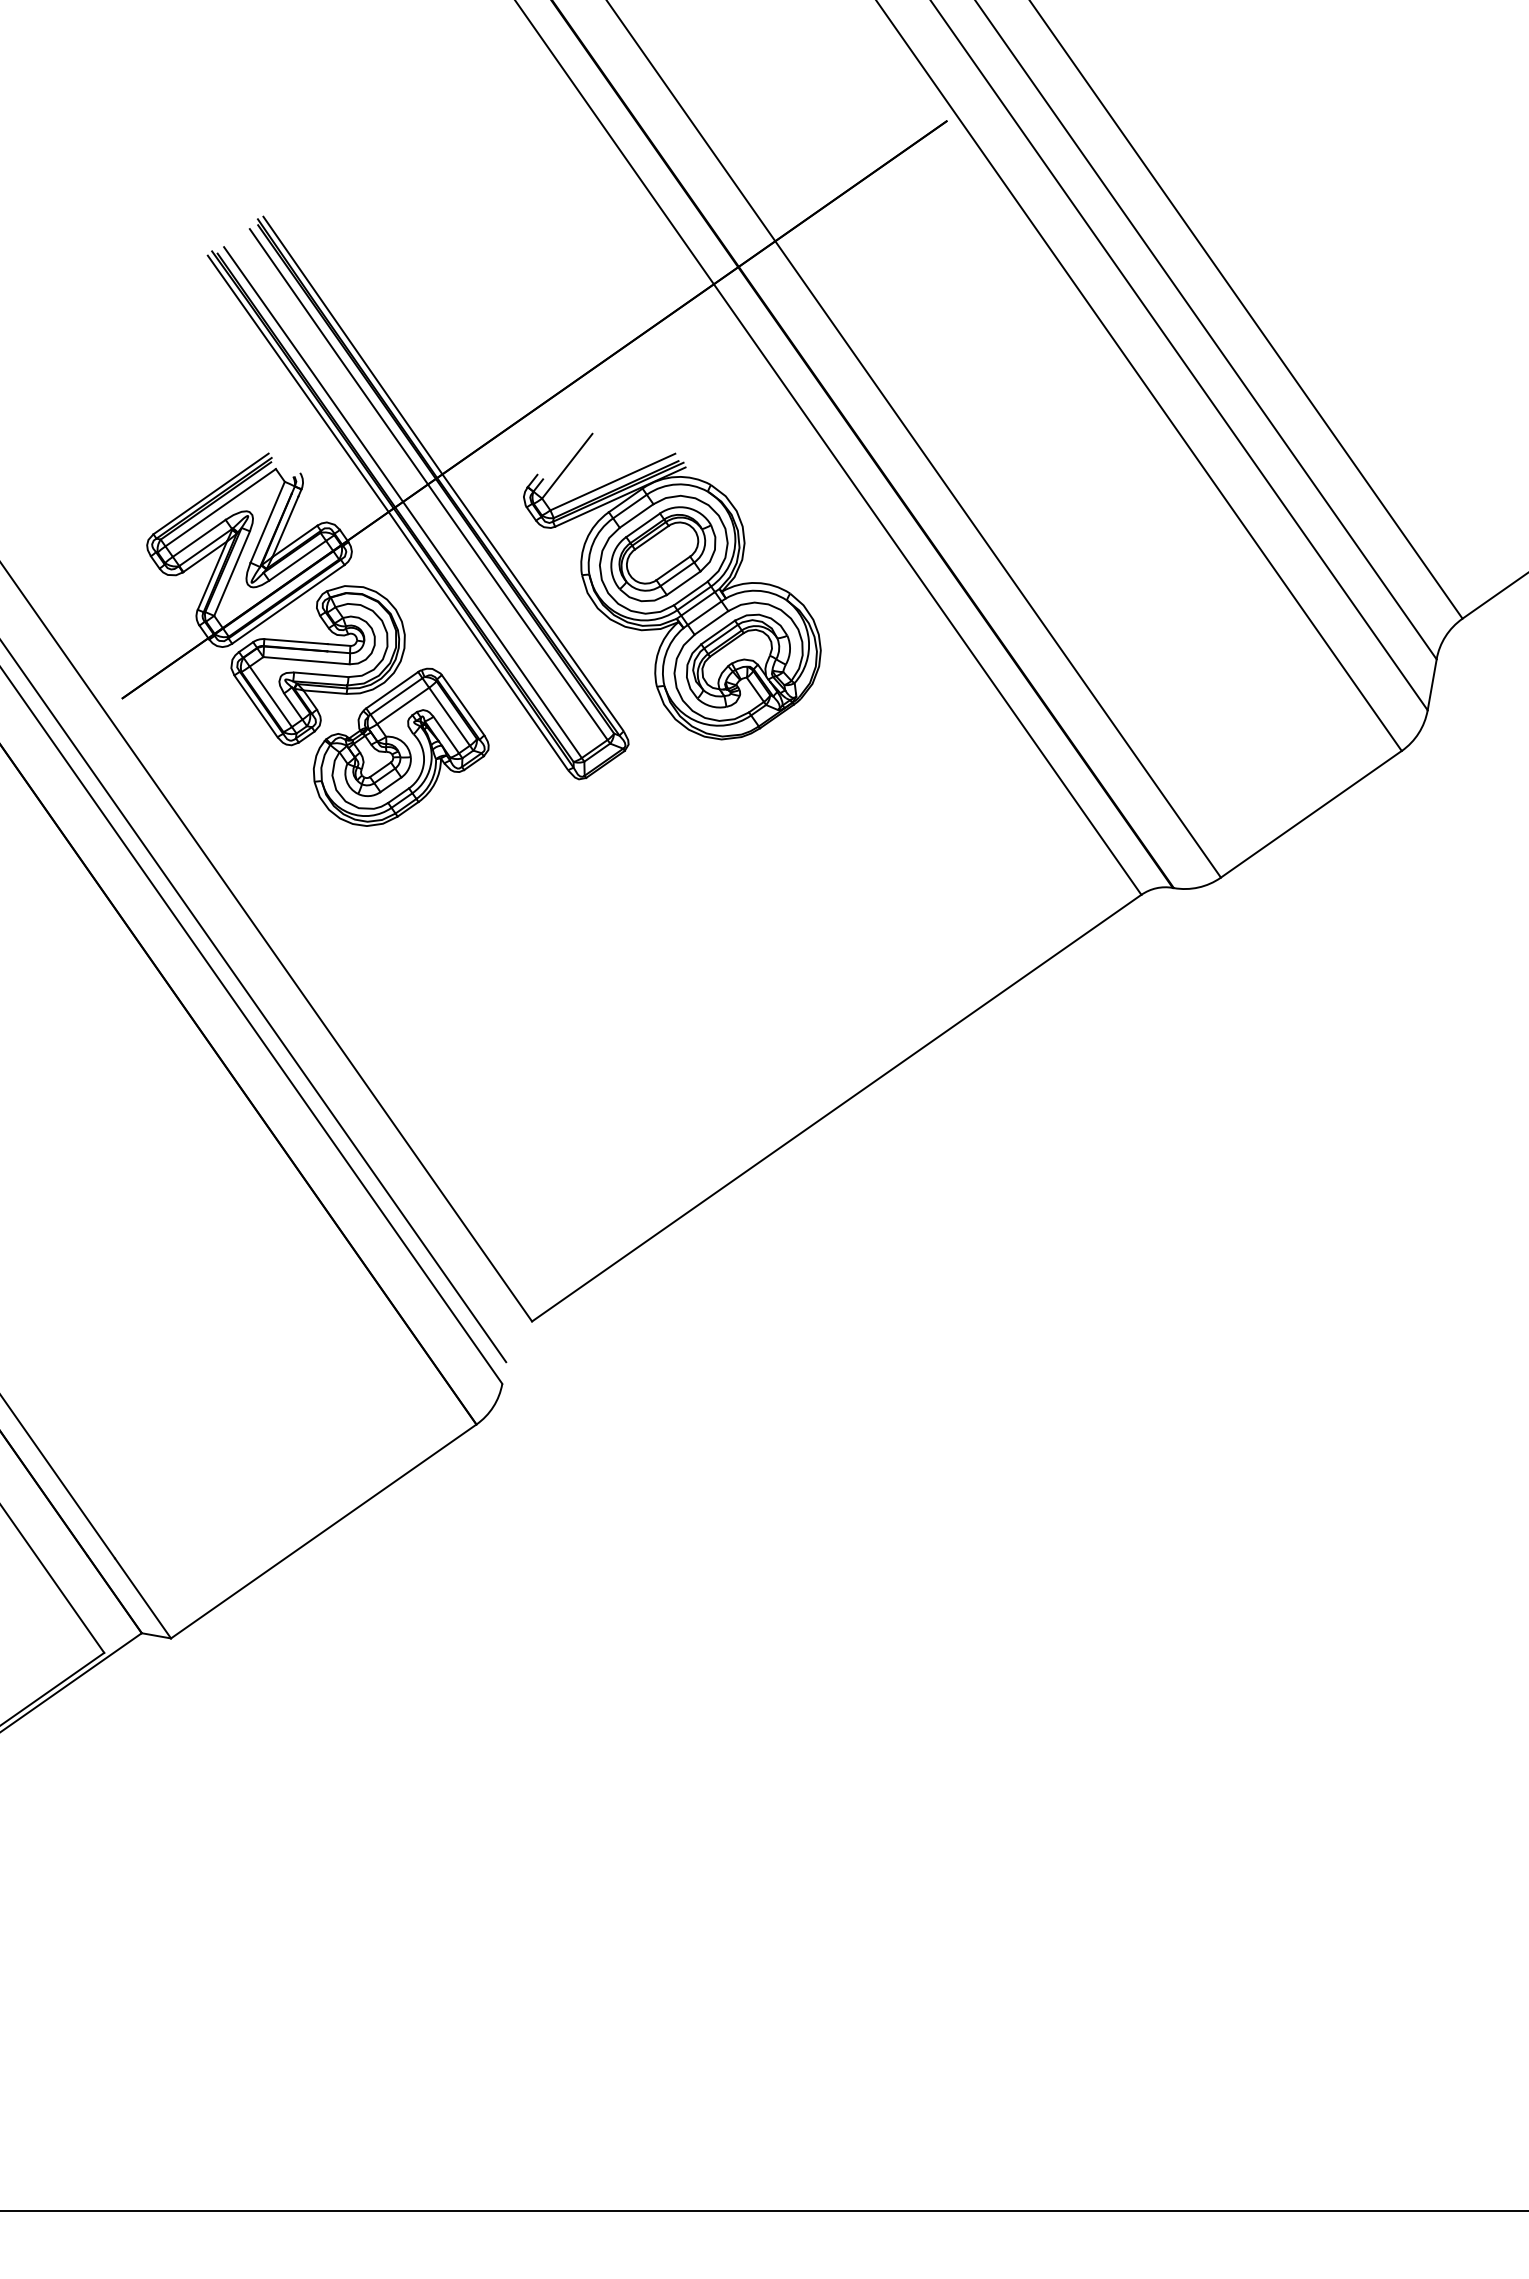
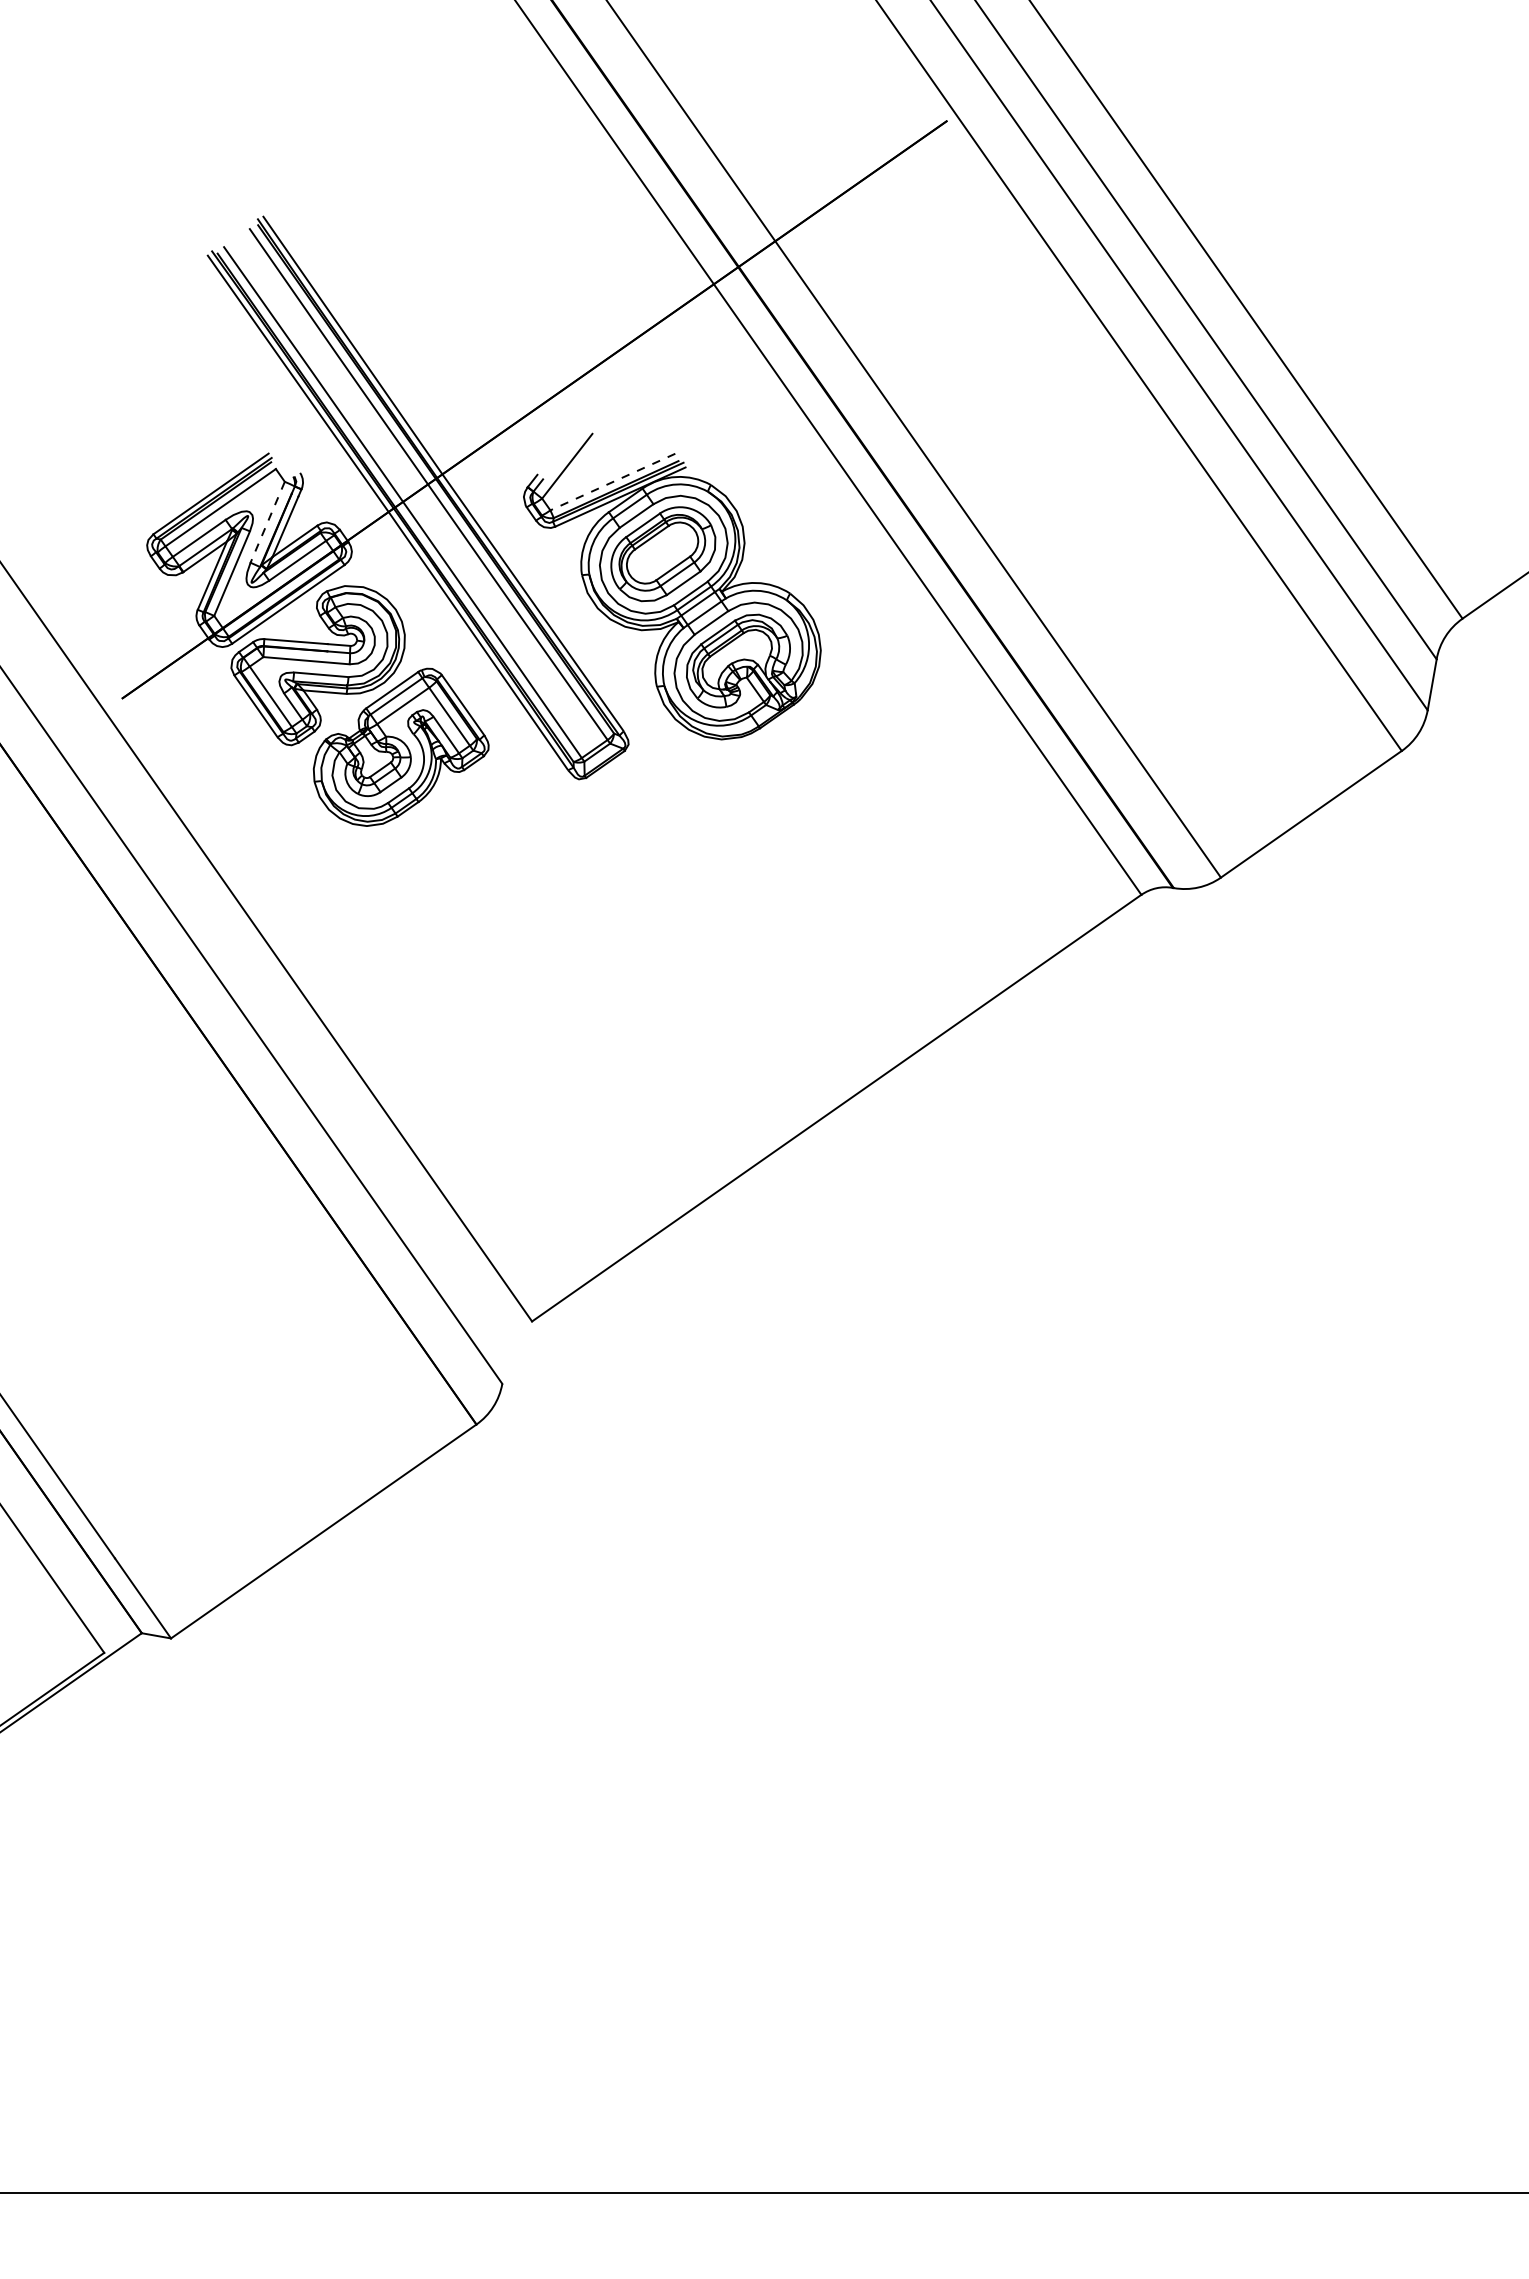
line: solid -> dashed (612, 482)
line: solid -> dashed (267, 522)
line: present -> none (254, 1002)
line position: (763, 2210) -> (763, 2192) (763, 2192)
